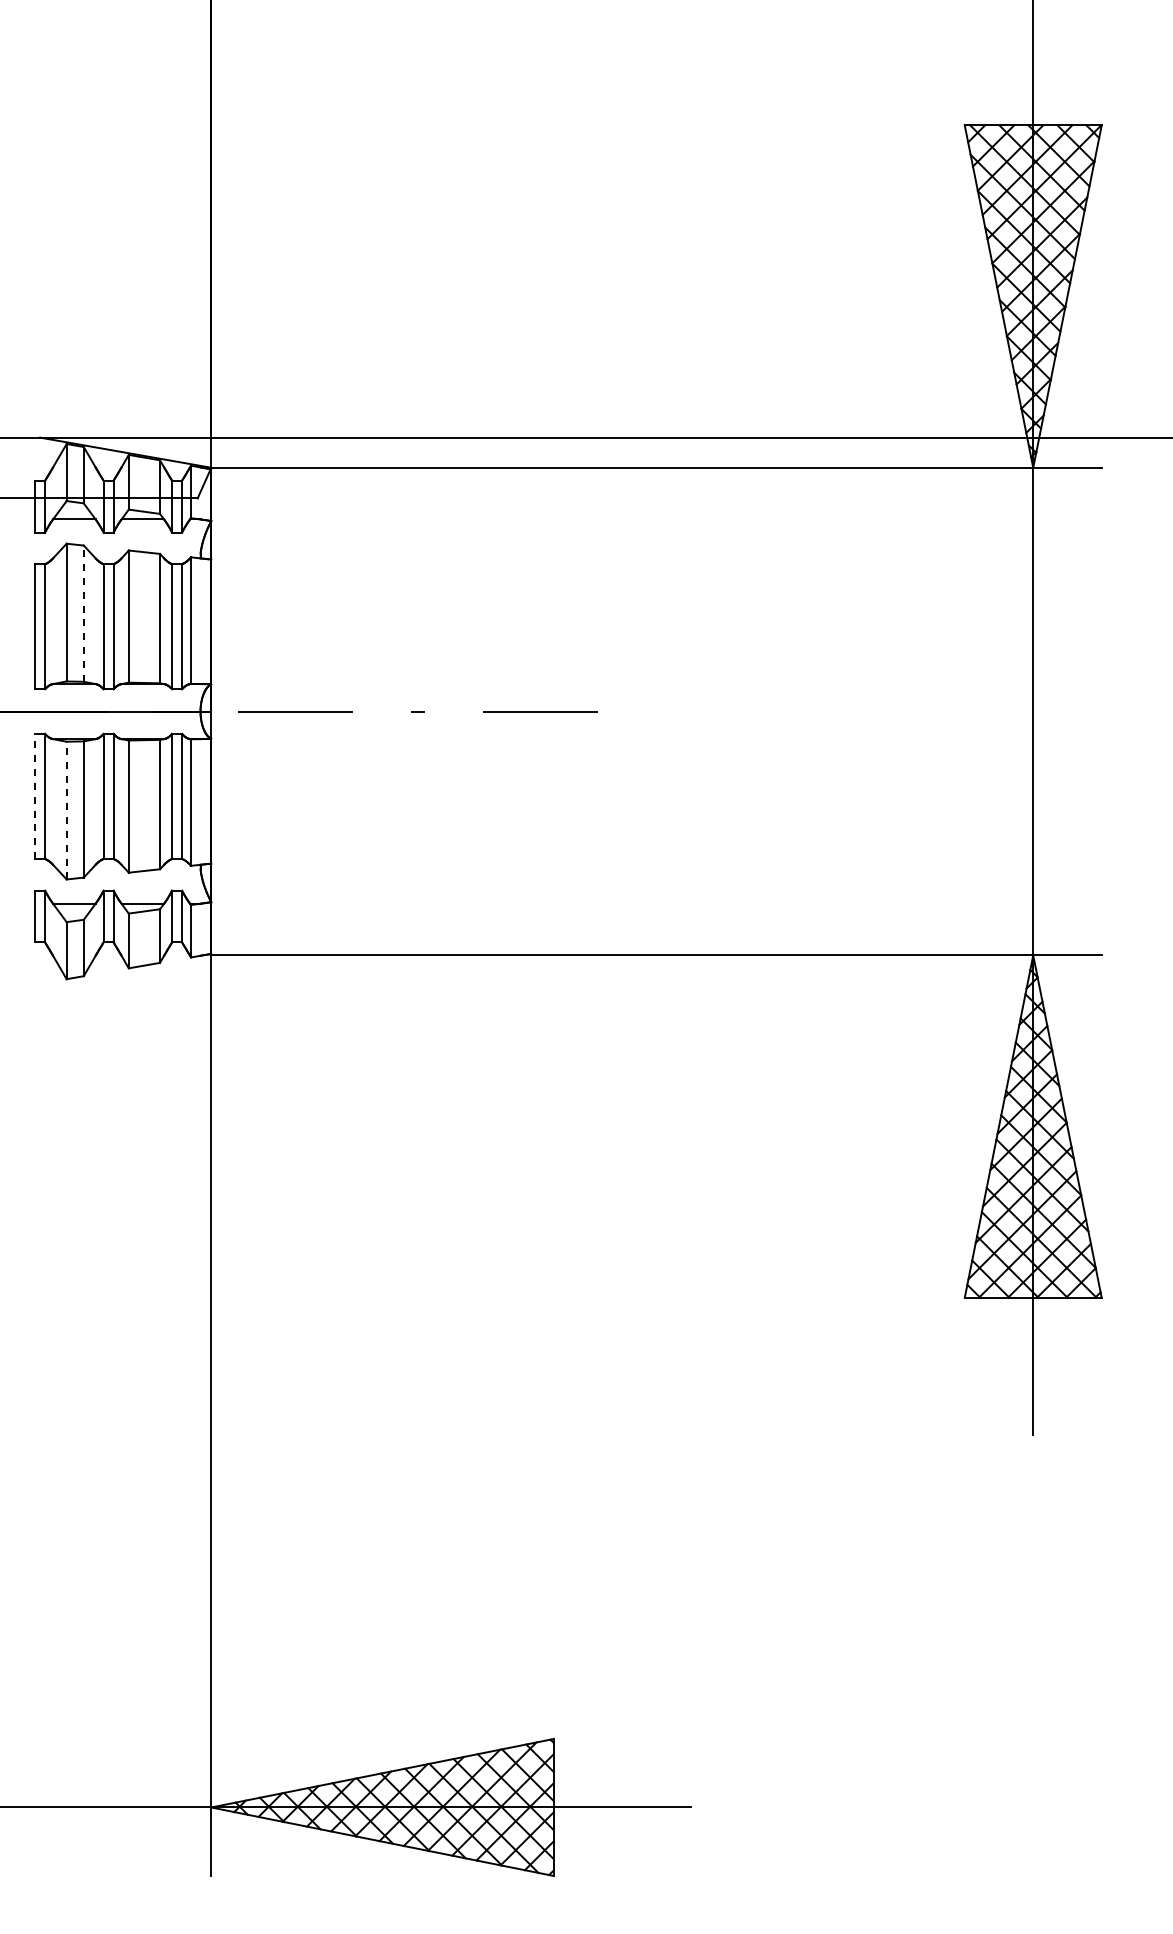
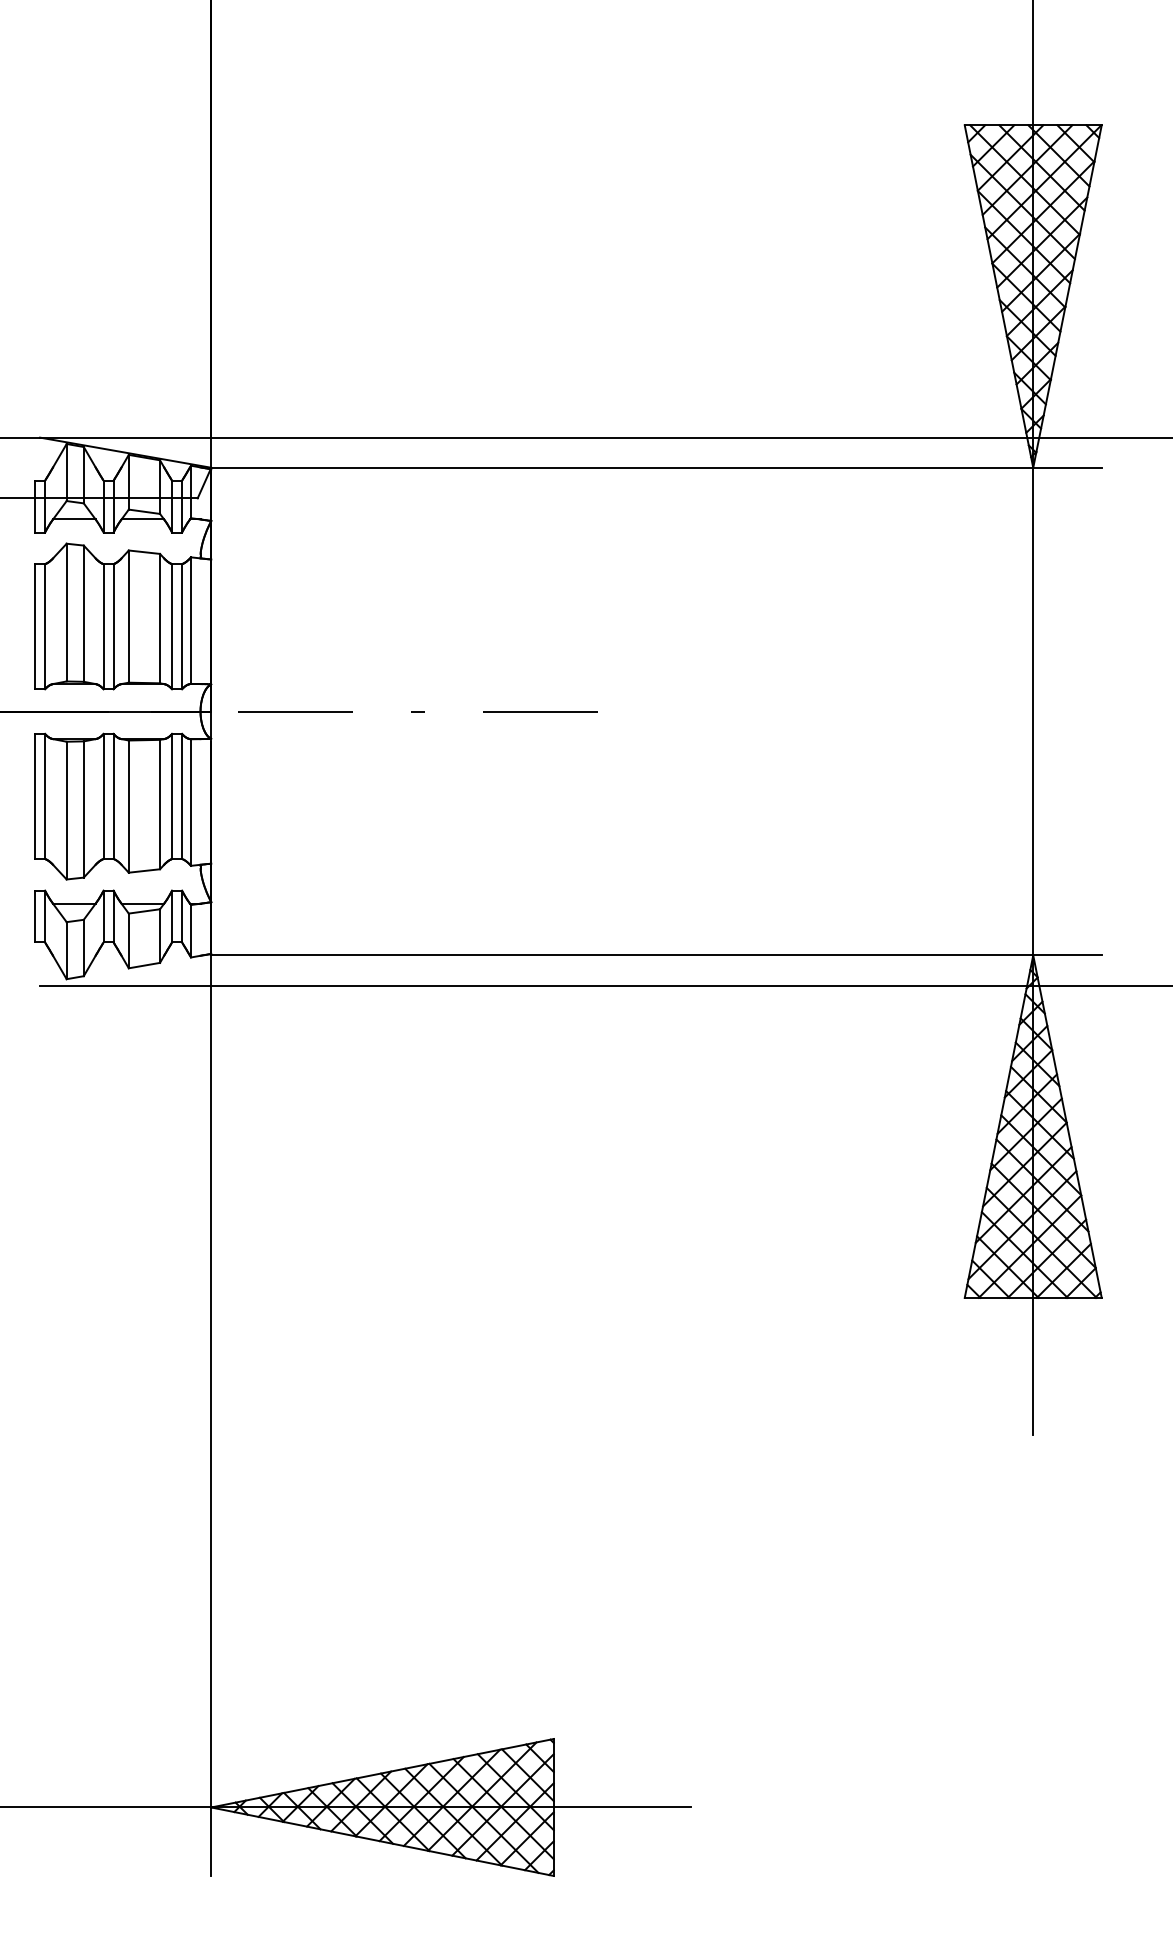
line: dashed -> solid (83, 613)
line: dashed -> solid (35, 796)
line: dashed -> solid (66, 810)
line: none -> present (604, 985)
